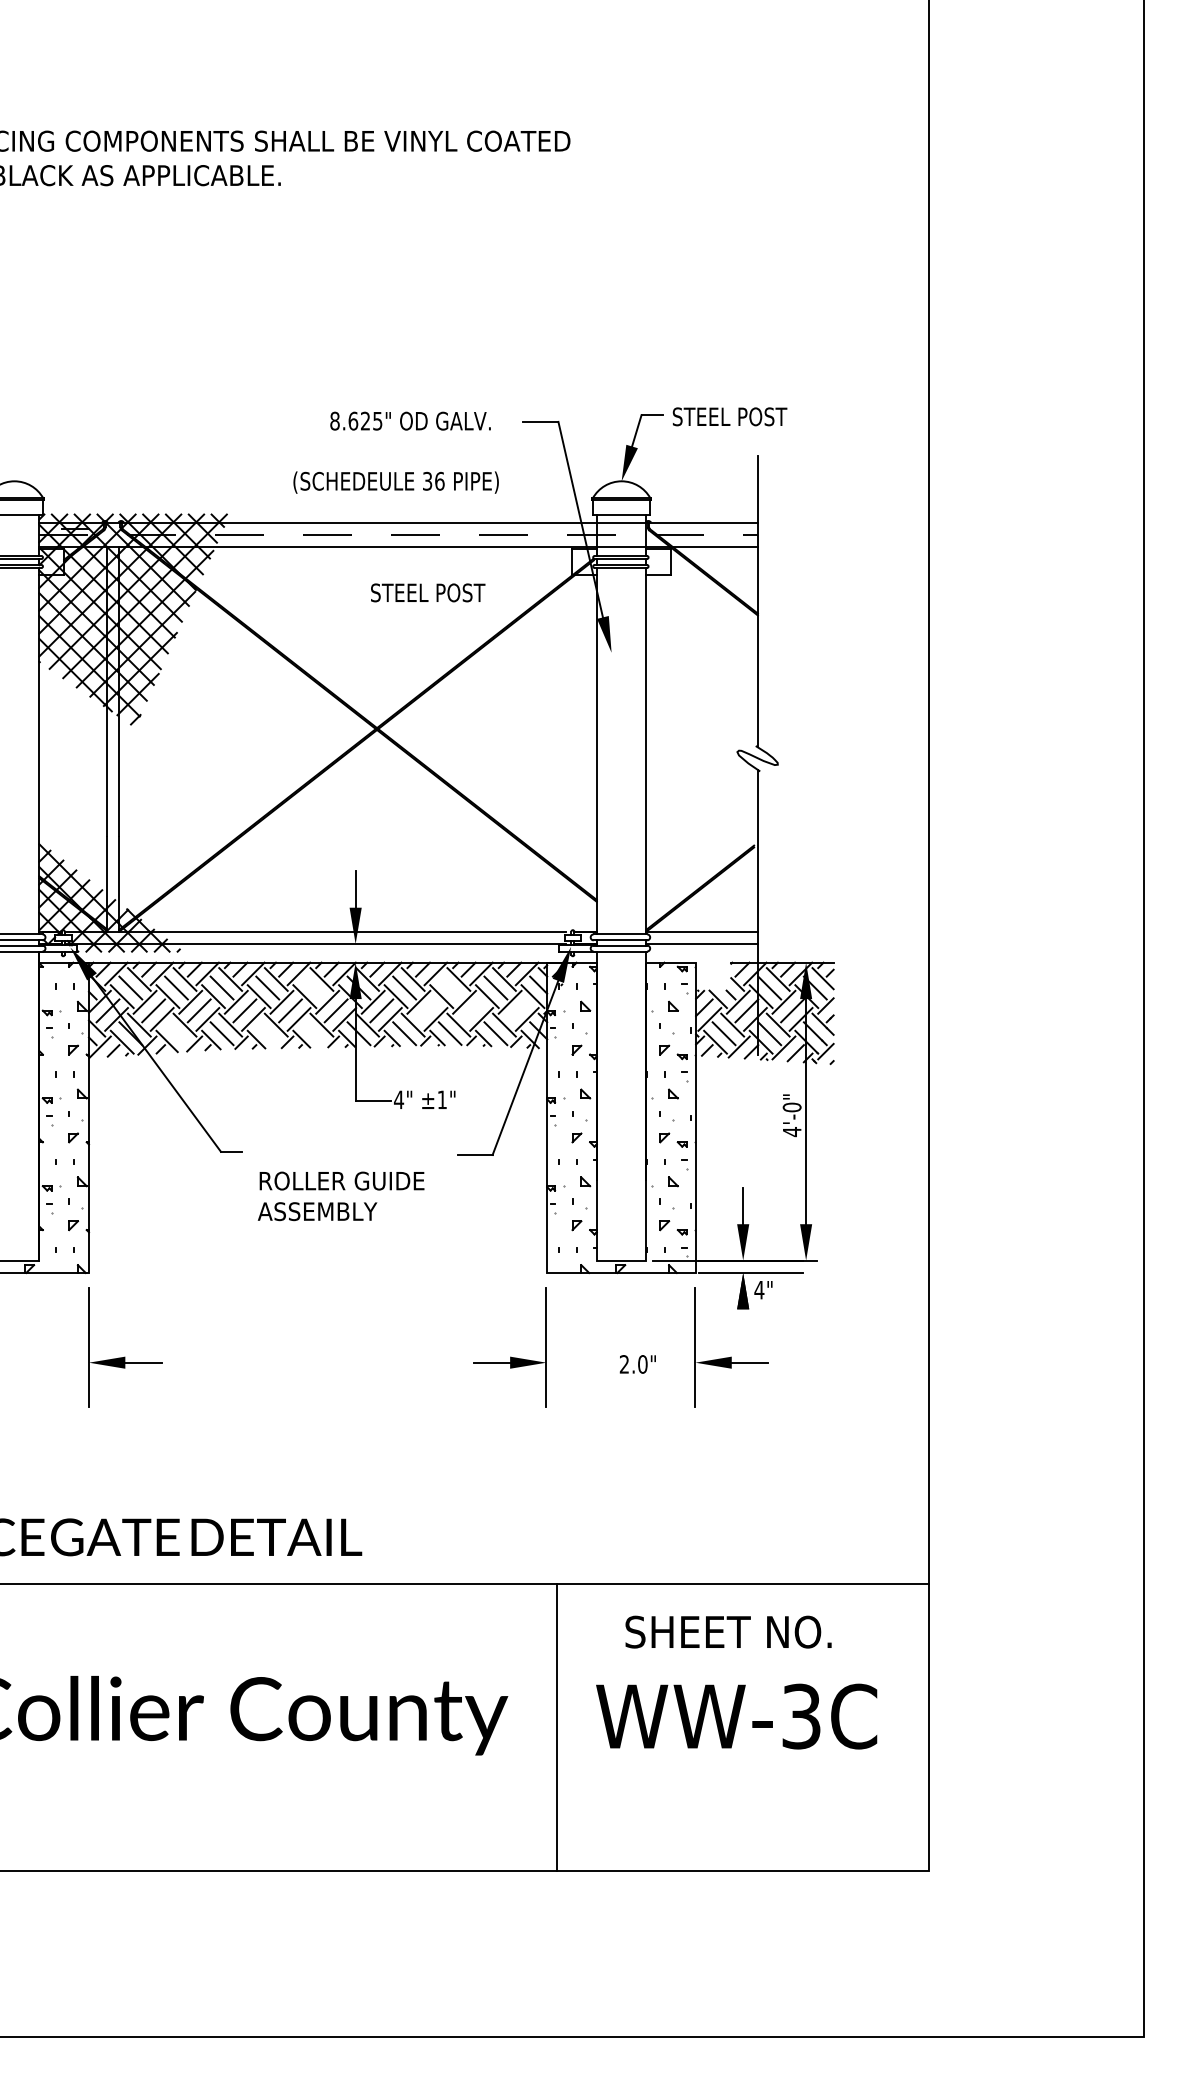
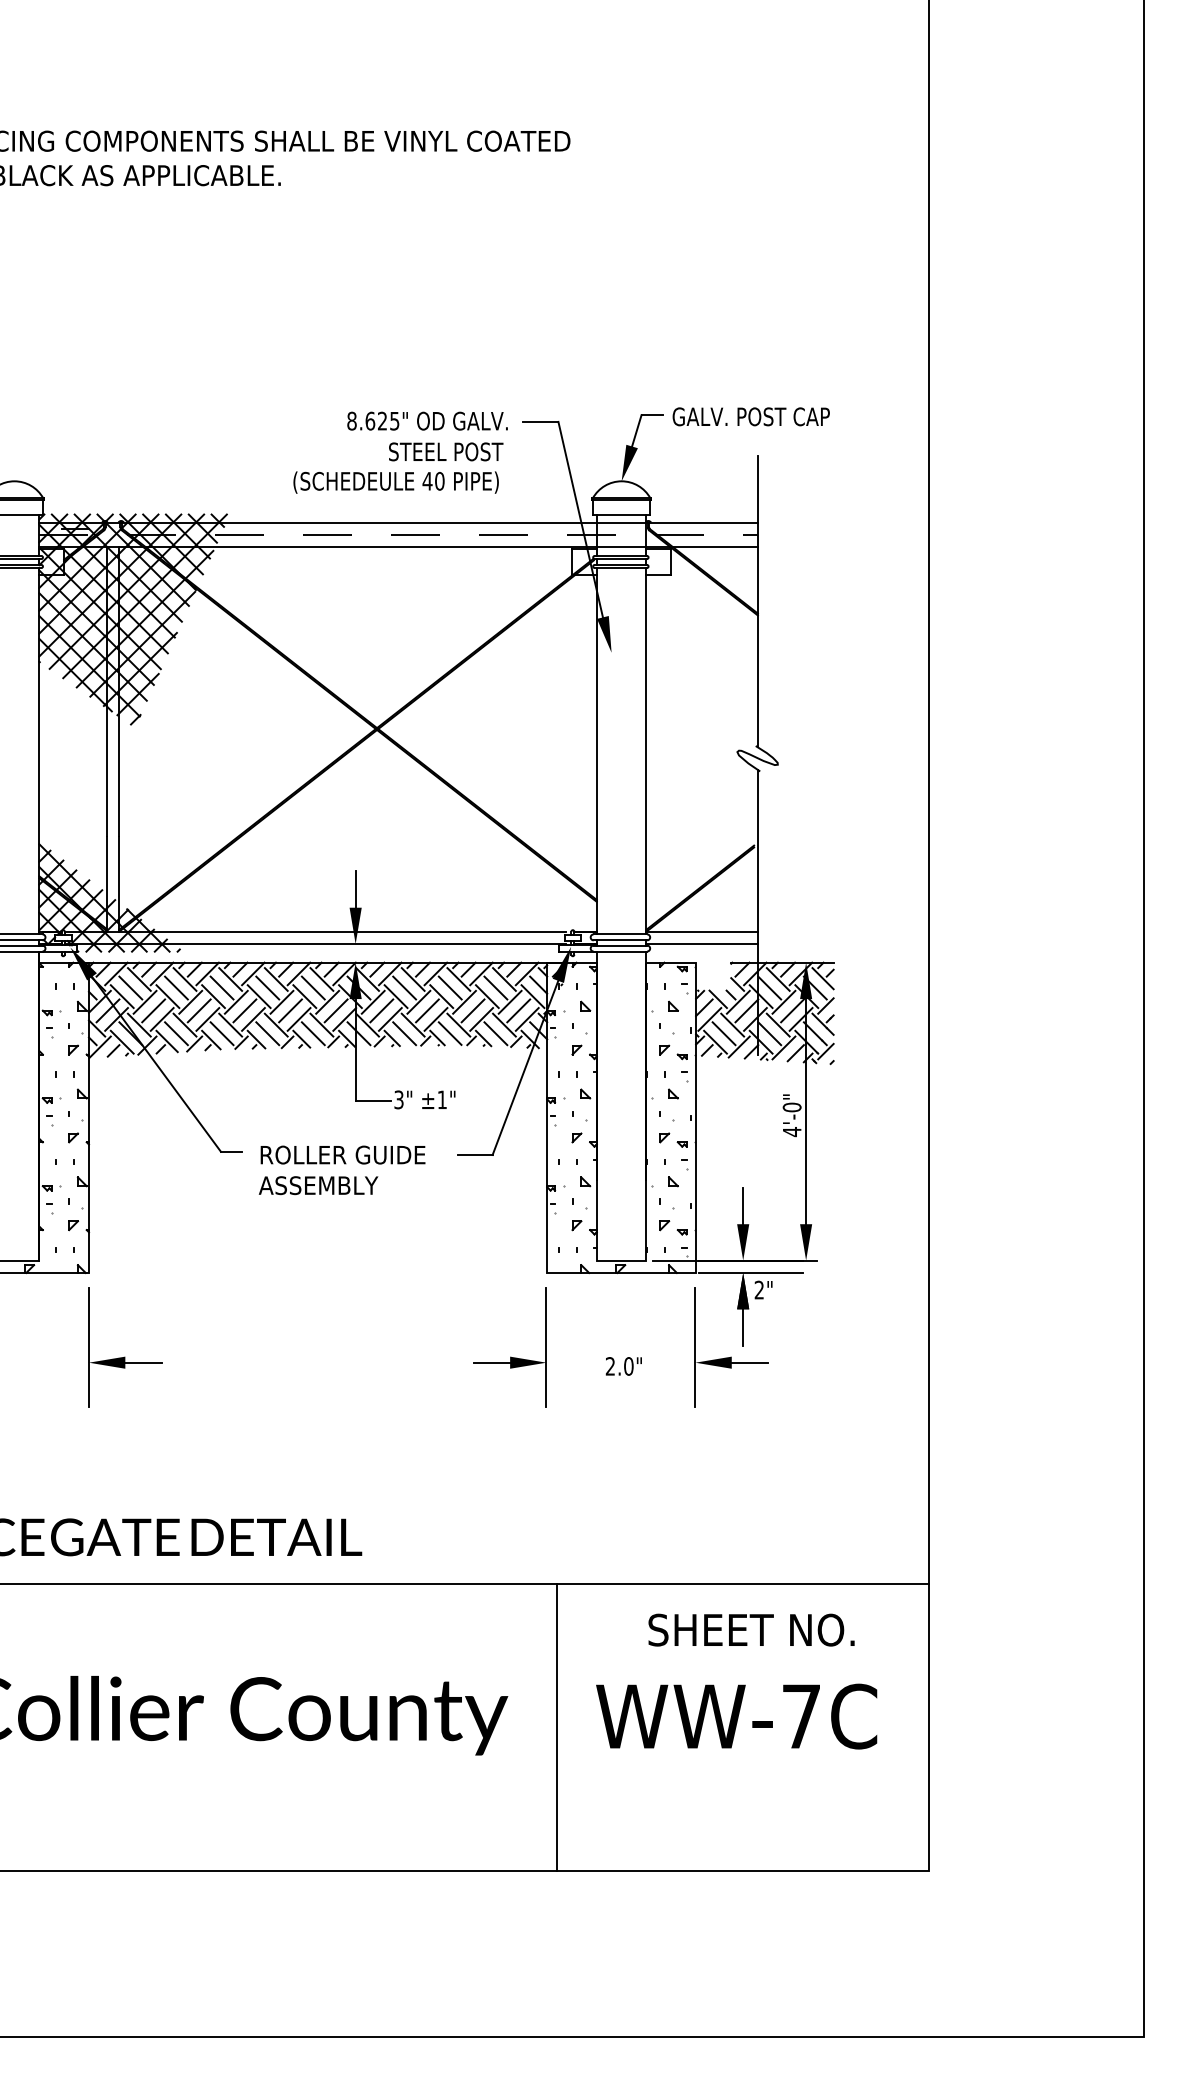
text: STEEL POST -> GALV. POST CAP (750, 416)
text position: (410, 420) -> (427, 420) (427, 420)
text: 36 -> 40 (433, 480)
text position: (428, 592) -> (446, 451) (446, 451)
line: none -> present (312, 987)
line: none -> present (449, 987)
line: none -> present (427, 1010)
line: none -> present (472, 1010)
line: none -> present (518, 1010)
line: none -> present (176, 1033)
line: none -> present (267, 1033)
line: none -> present (312, 1033)
text: 4" -> 3" (399, 1099)
text position: (340, 1196) -> (341, 1170) (341, 1170)
text: 4" -> 2" (759, 1289)
line: none -> present (743, 1327)
text position: (637, 1364) -> (623, 1366) (623, 1366)
text position: (728, 1631) -> (751, 1629) (751, 1629)
text: WW-3C -> WW-7C (801, 1716)
